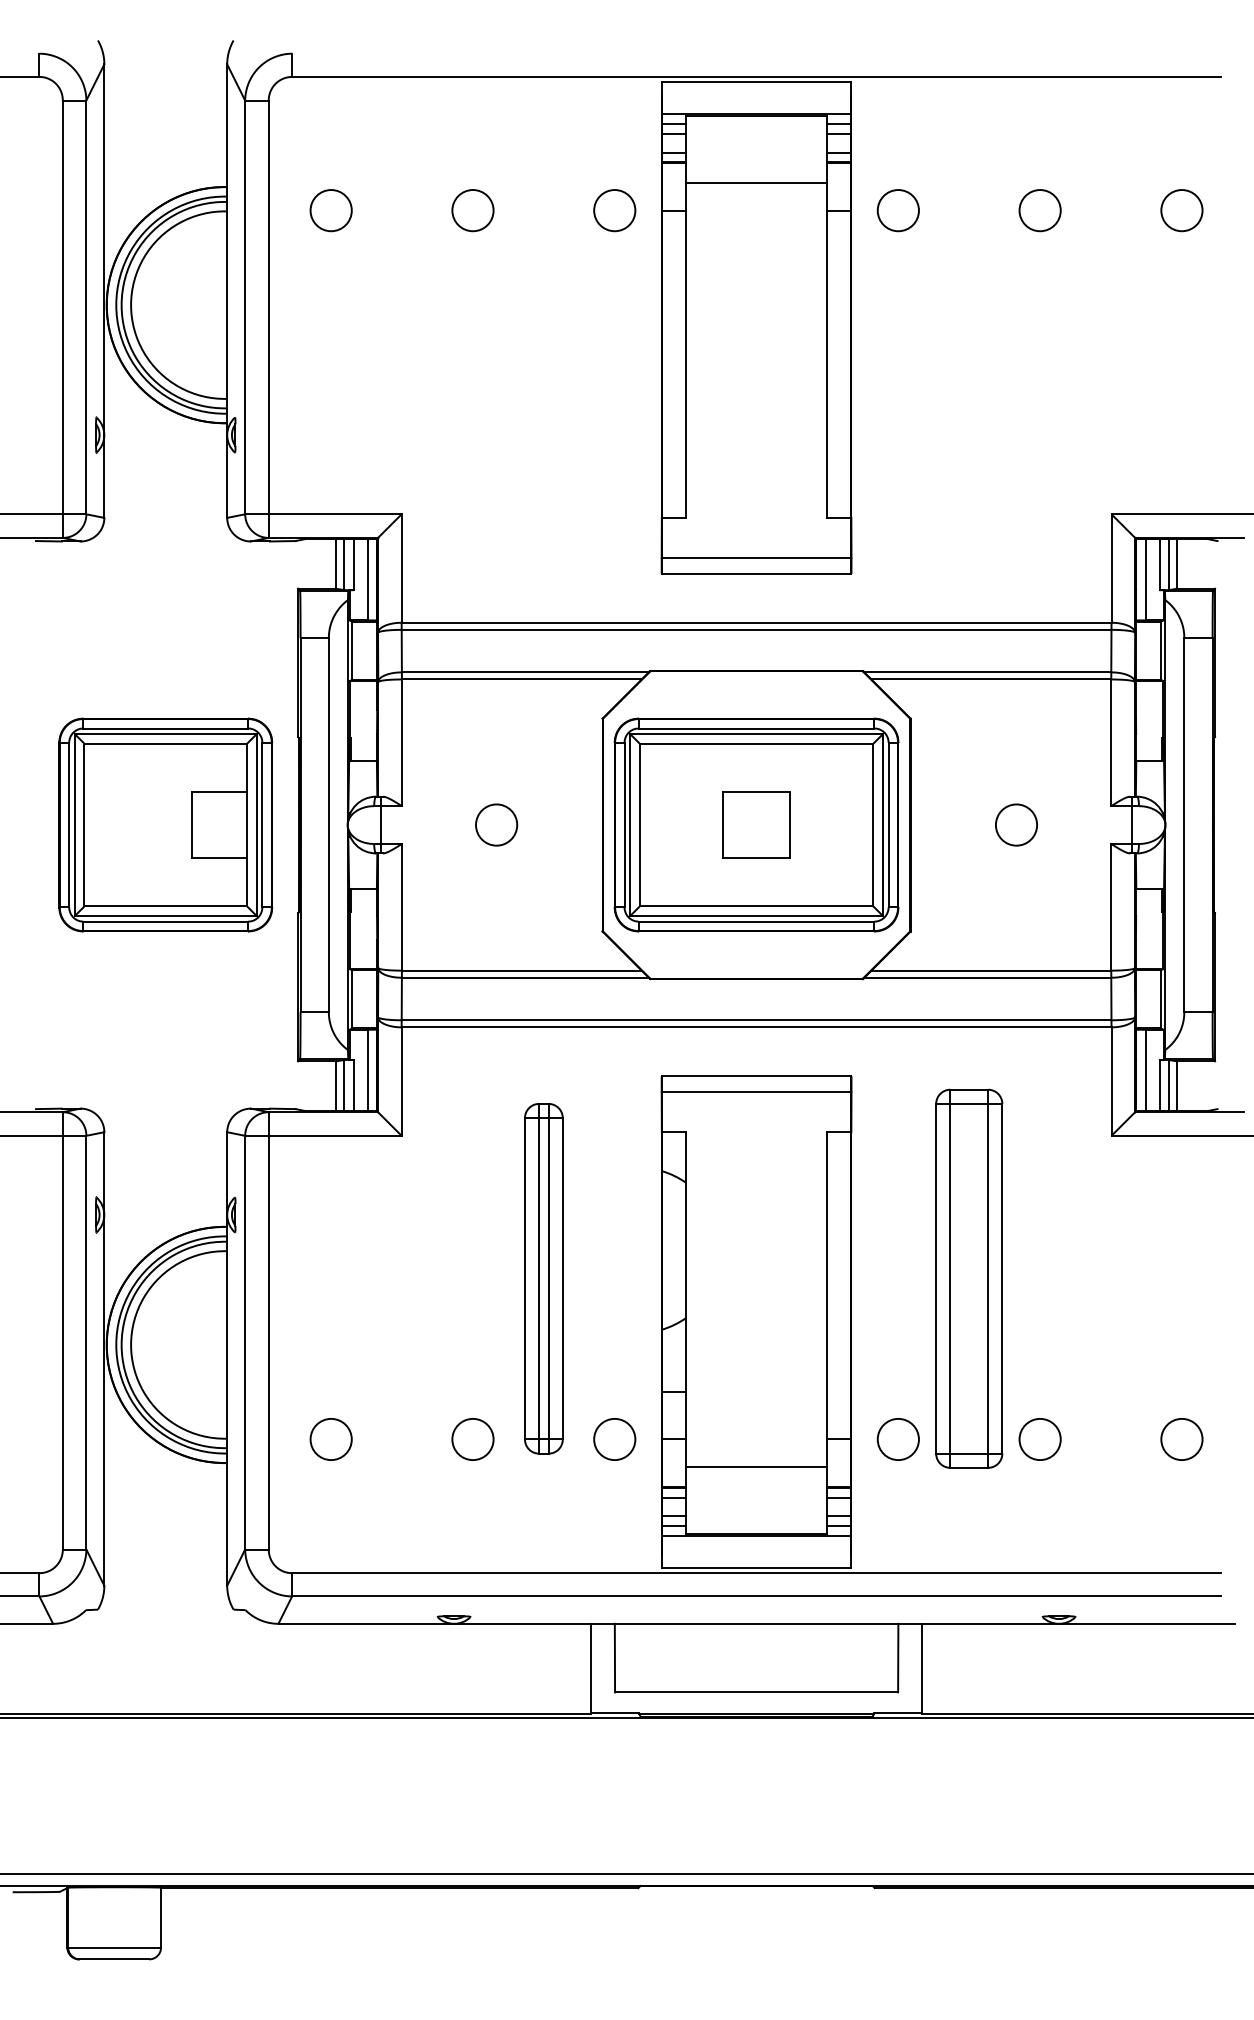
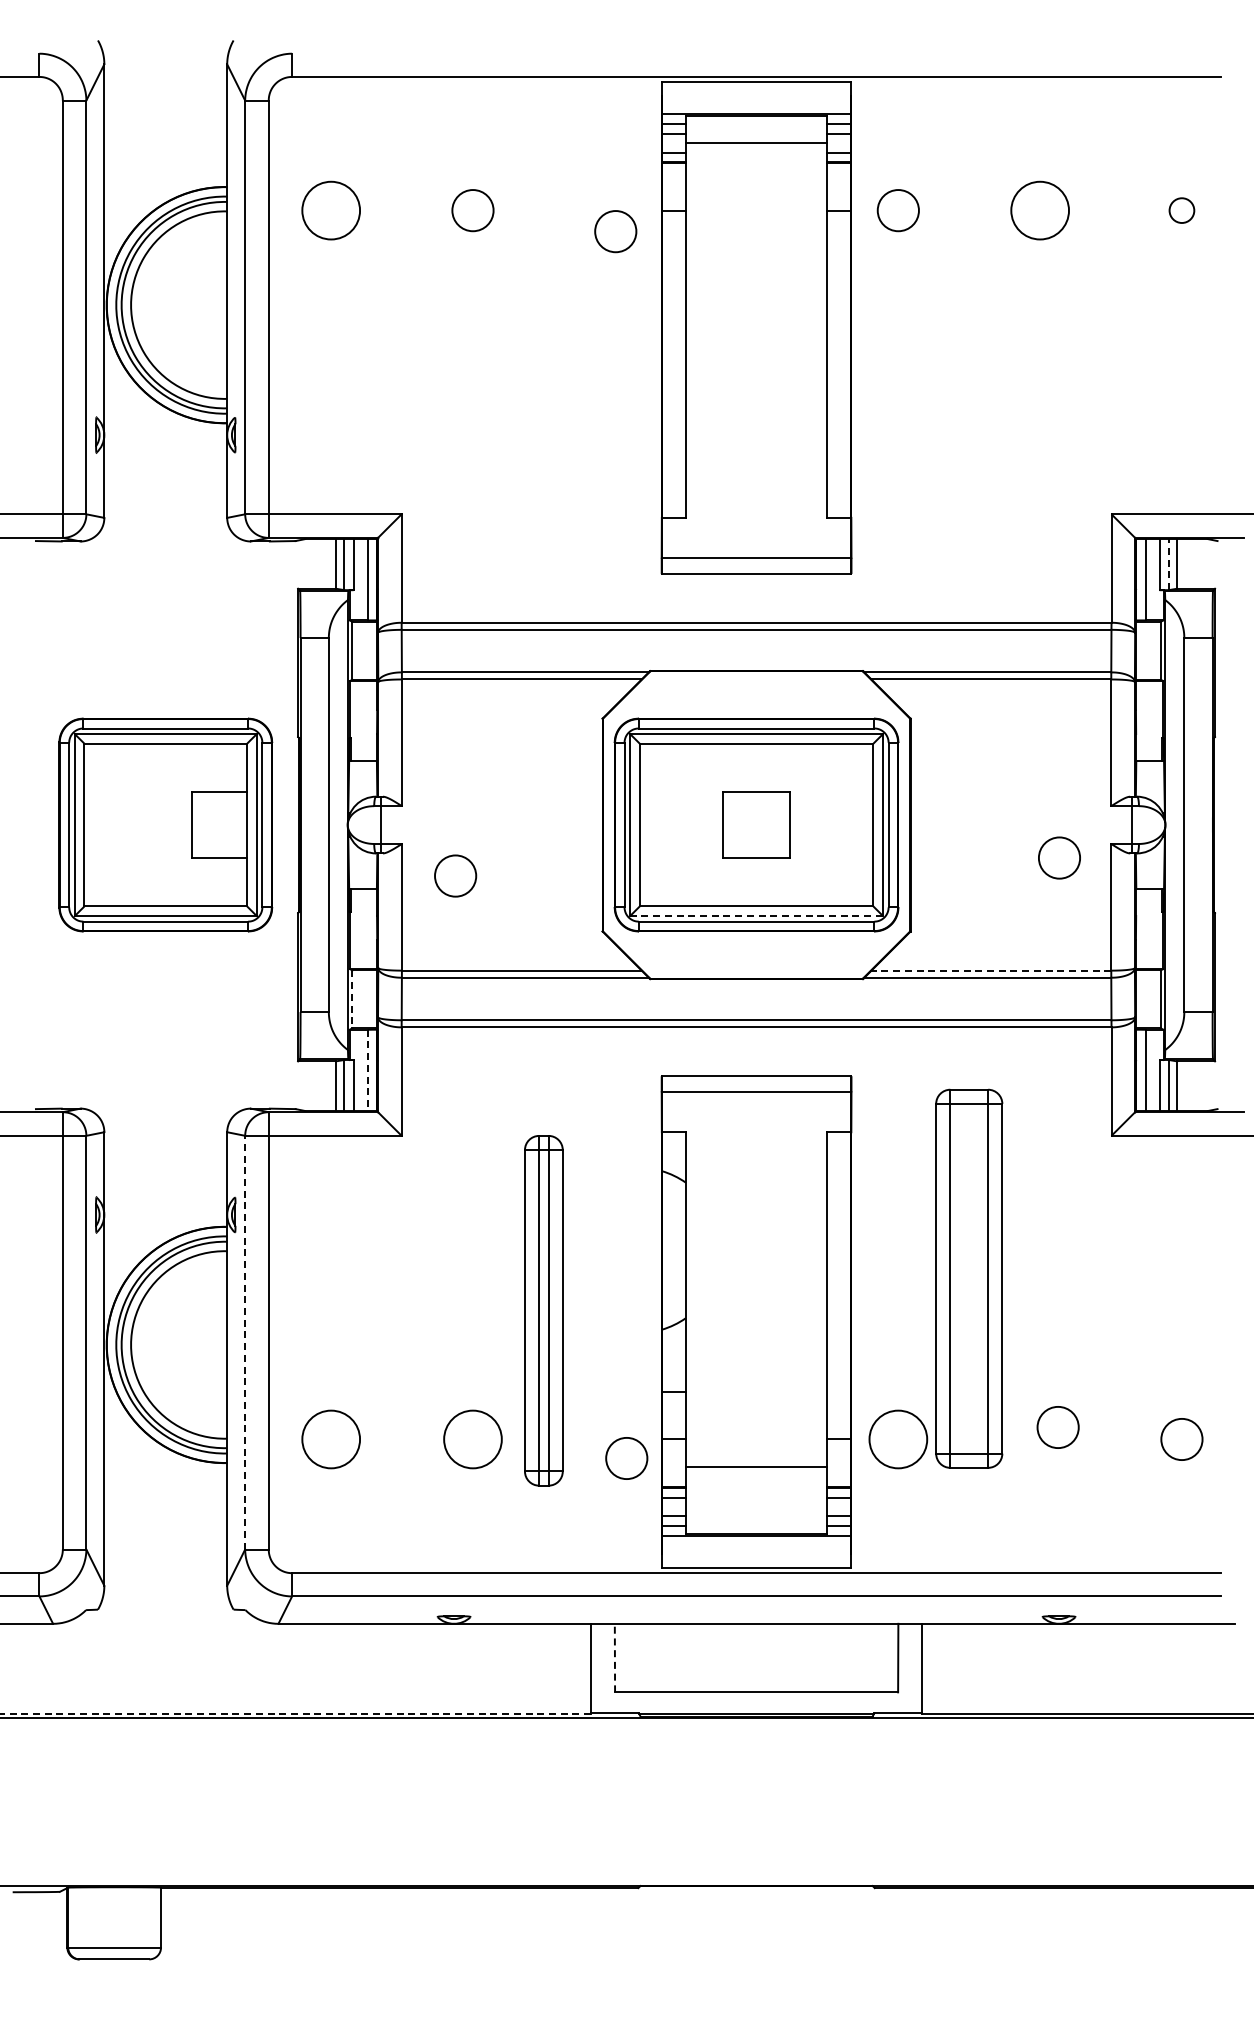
line position: (756, 182) -> (756, 142) (756, 142)
circle diameter: 41 px -> 58 px (331, 210)
circle position: (614, 210) -> (615, 231) (615, 231)
circle diameter: 41 px -> 58 px (1040, 210)
circle diameter: 41 px -> 25 px (1181, 210)
line: solid -> dashed (1169, 564)
circle position: (496, 824) -> (455, 875) (455, 875)
circle position: (1016, 824) -> (1059, 857) (1059, 857)
line: solid -> dashed (756, 915)
line: solid -> dashed (991, 970)
line: solid -> dashed (352, 999)
line: solid -> dashed (367, 1070)
part position: (543, 1278) -> (543, 1310) (543, 1310)
line: solid -> dashed (245, 1342)
circle diameter: 41 px -> 58 px (331, 1439)
circle diameter: 41 px -> 58 px (472, 1439)
circle position: (614, 1439) -> (626, 1458) (626, 1458)
circle diameter: 41 px -> 58 px (898, 1439)
circle position: (1039, 1439) -> (1057, 1427) (1057, 1427)
line: solid -> dashed (614, 1657)
line: solid -> dashed (295, 1713)
line: present -> none (626, 1873)
